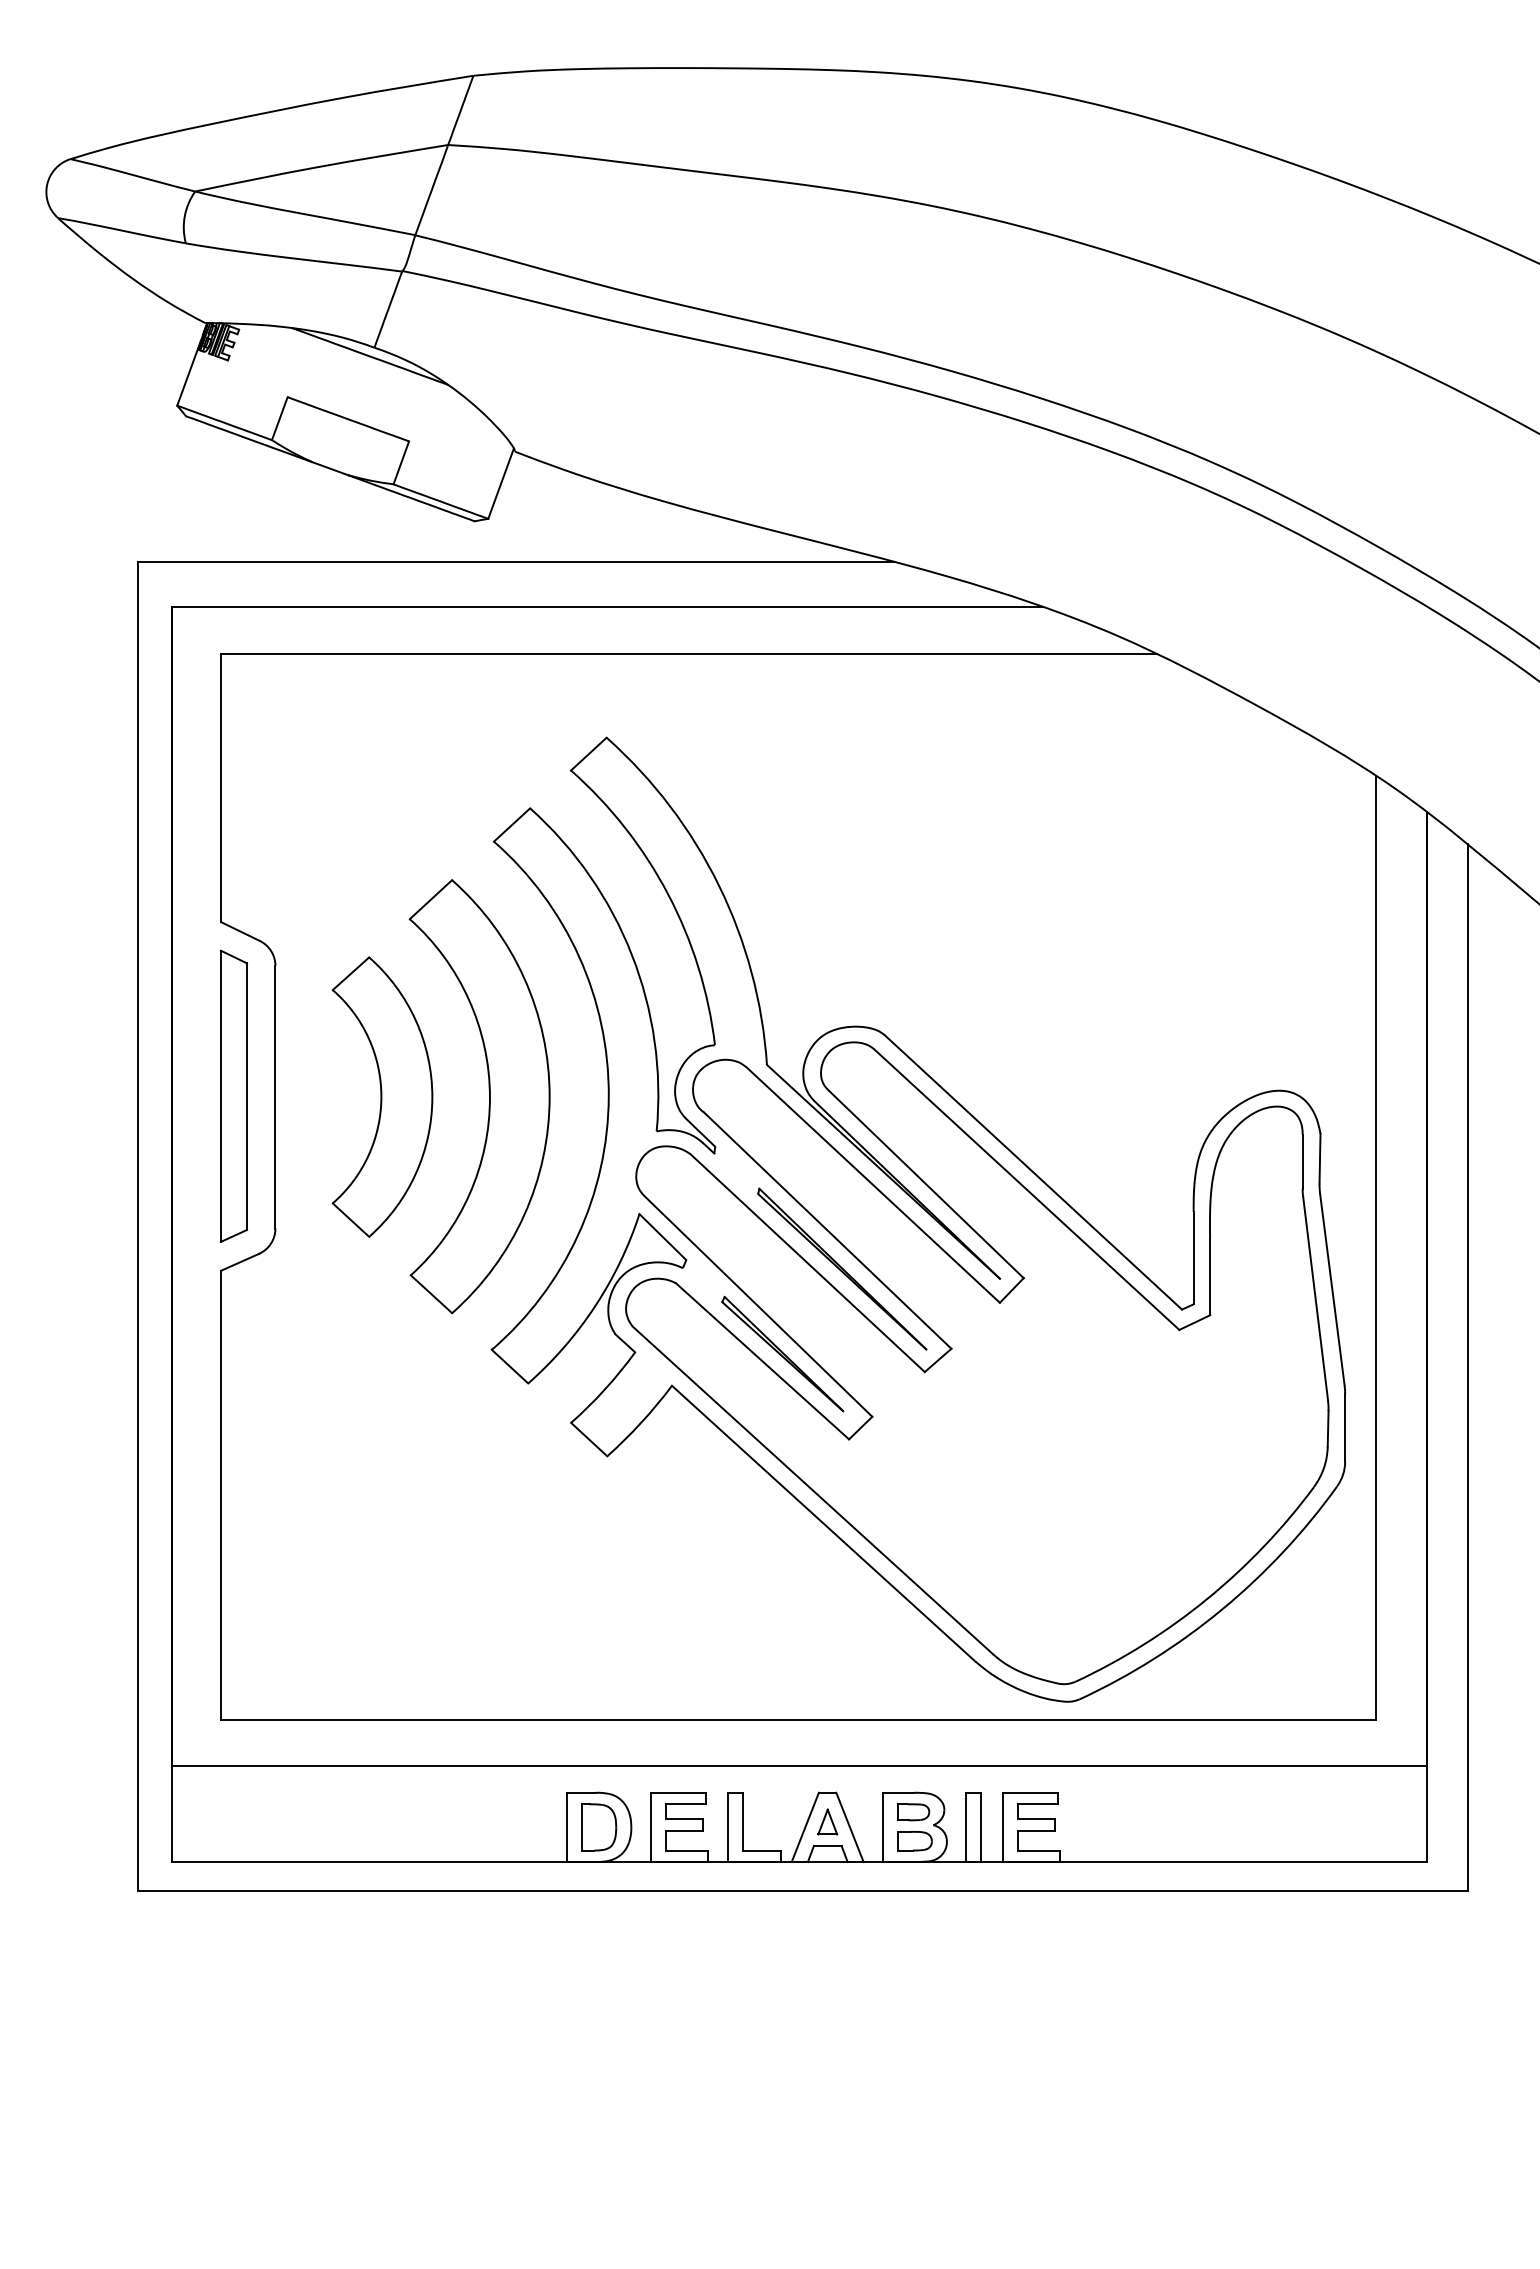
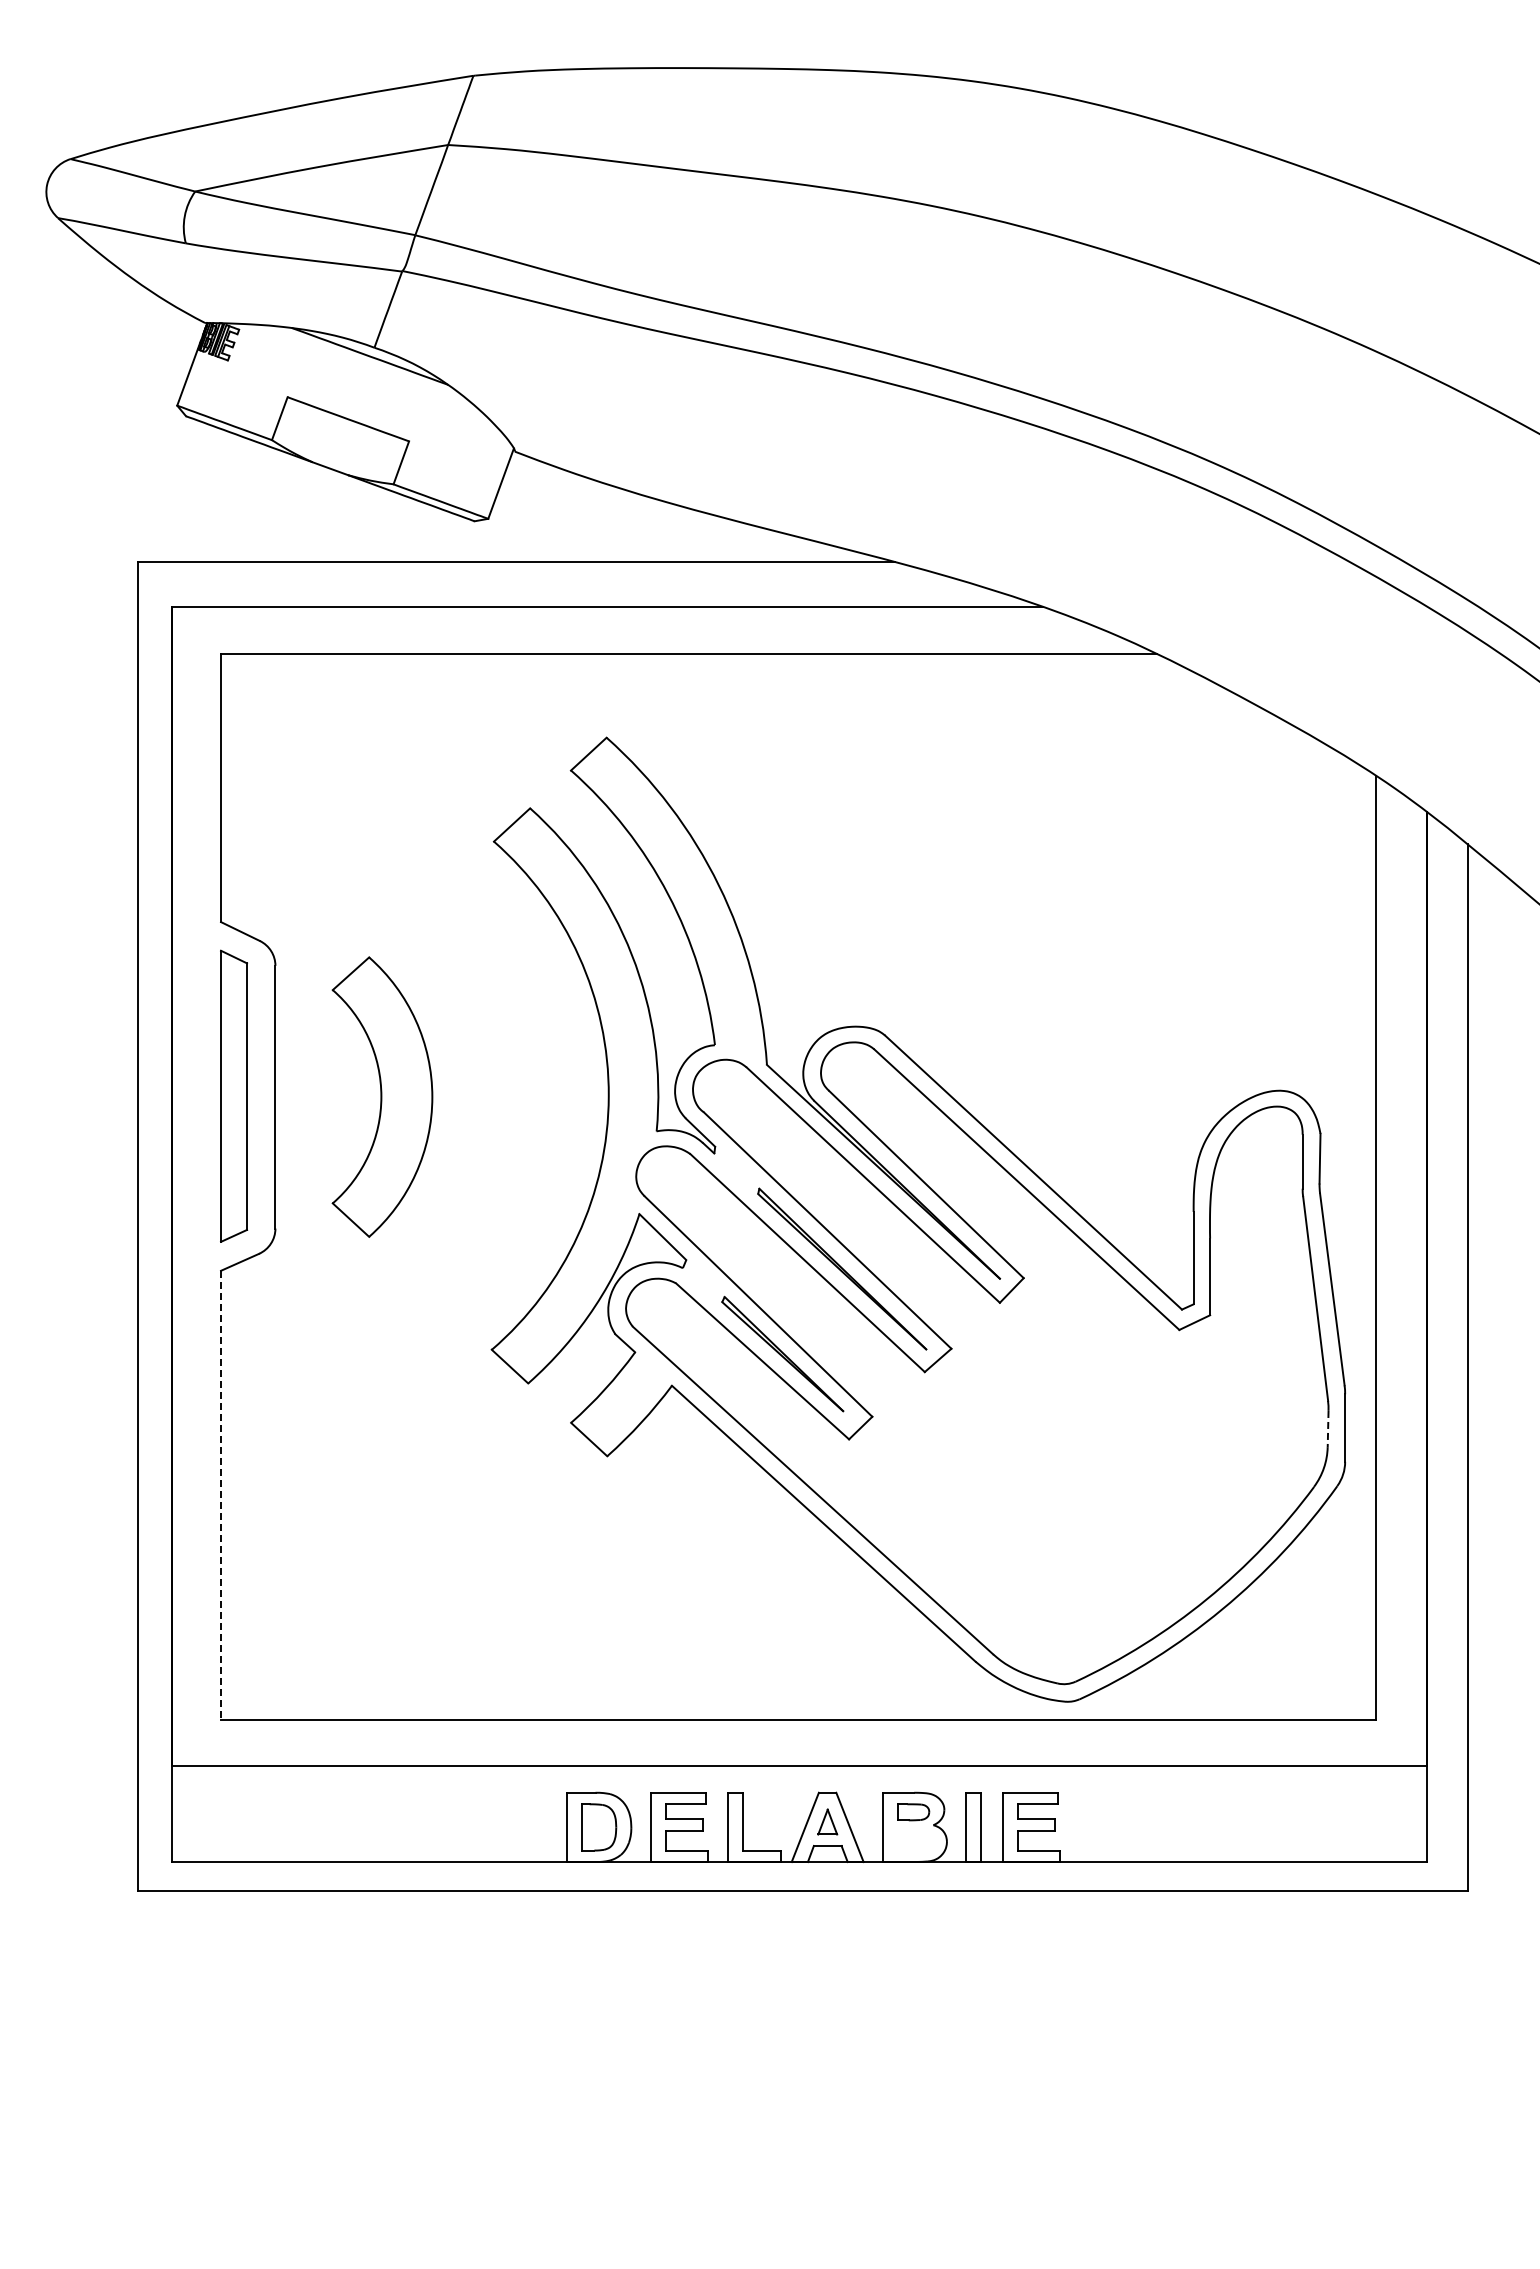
part: present -> none (489, 1096)
line: solid -> dashed (1328, 1429)
line: solid -> dashed (221, 1495)
part: present -> none (914, 1841)
